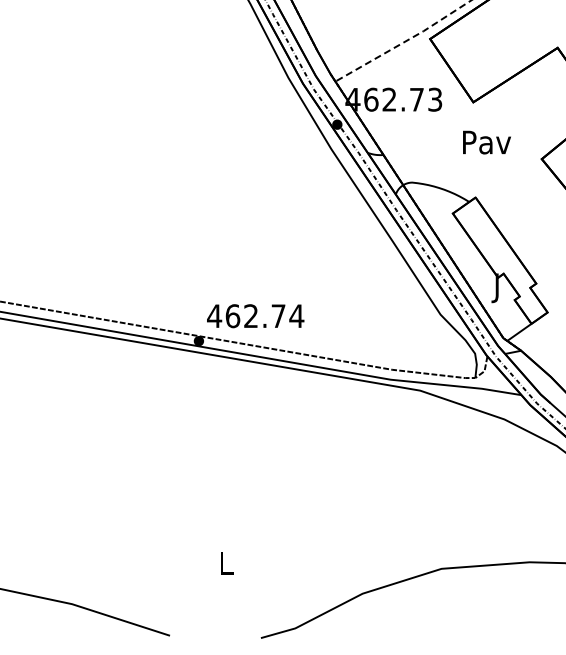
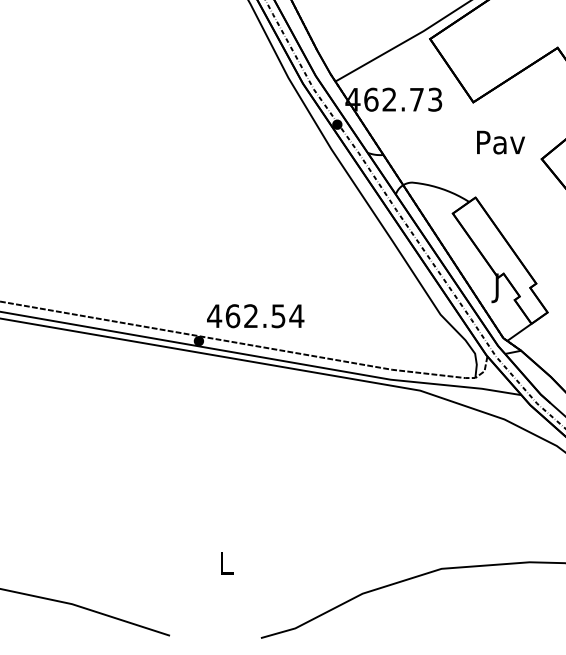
line: dashed -> solid (404, 42)
text position: (486, 142) -> (500, 142) (500, 142)
text: 462.74 -> 462.54 (278, 316)
